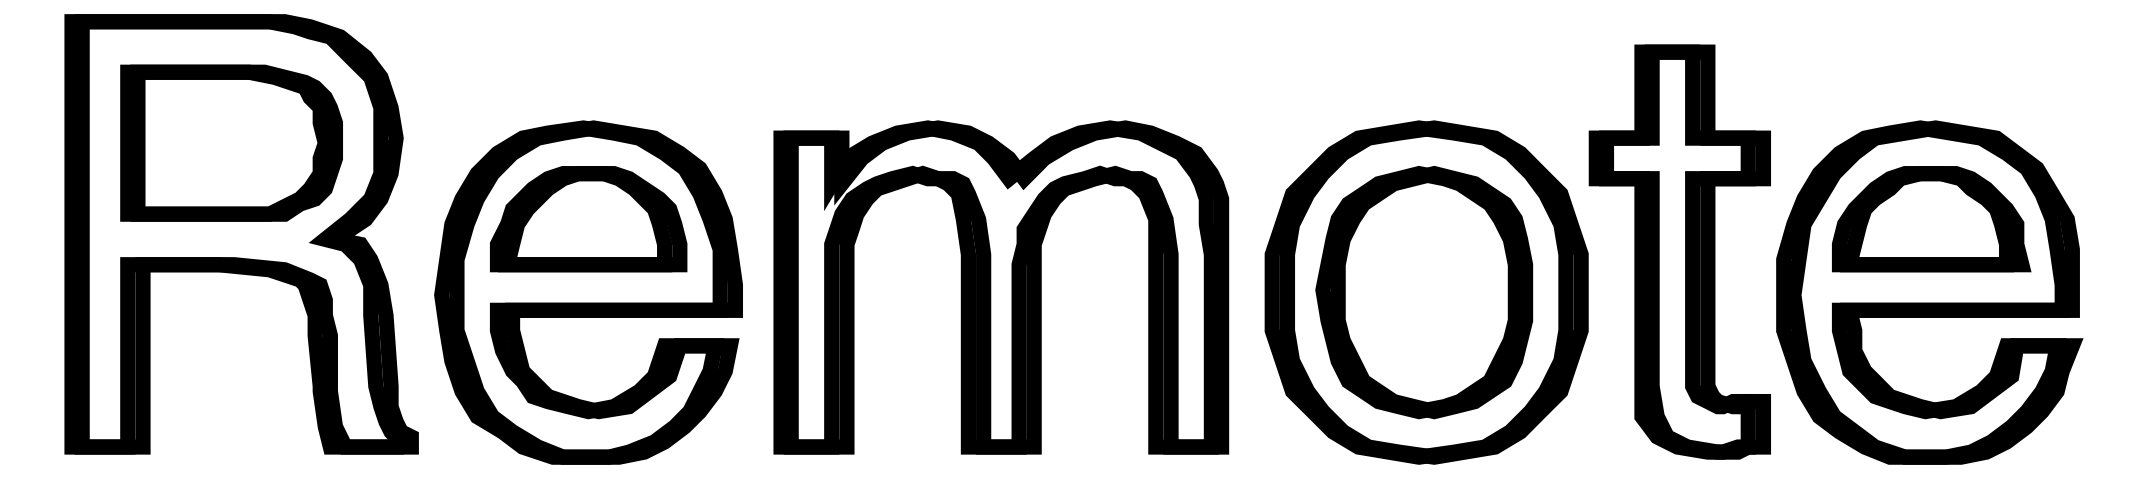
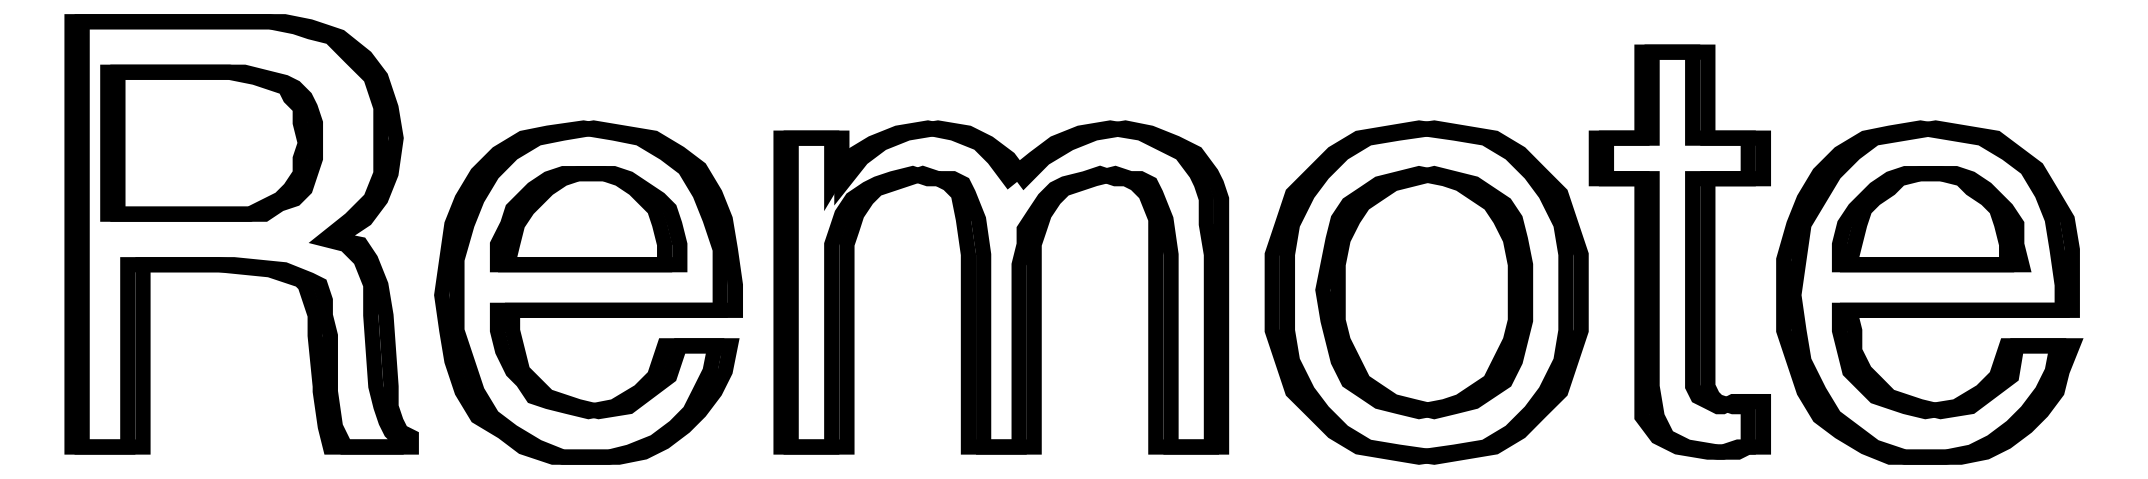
part position: (231, 142) -> (211, 142) (211, 142)
